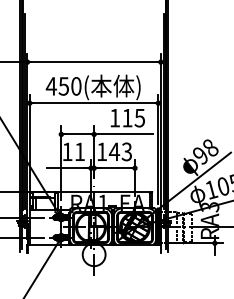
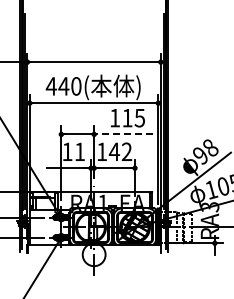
text: 450( -> 440( (63, 86)
line: solid -> dashed (122, 134)
text: 143 -> 142 (126, 152)
